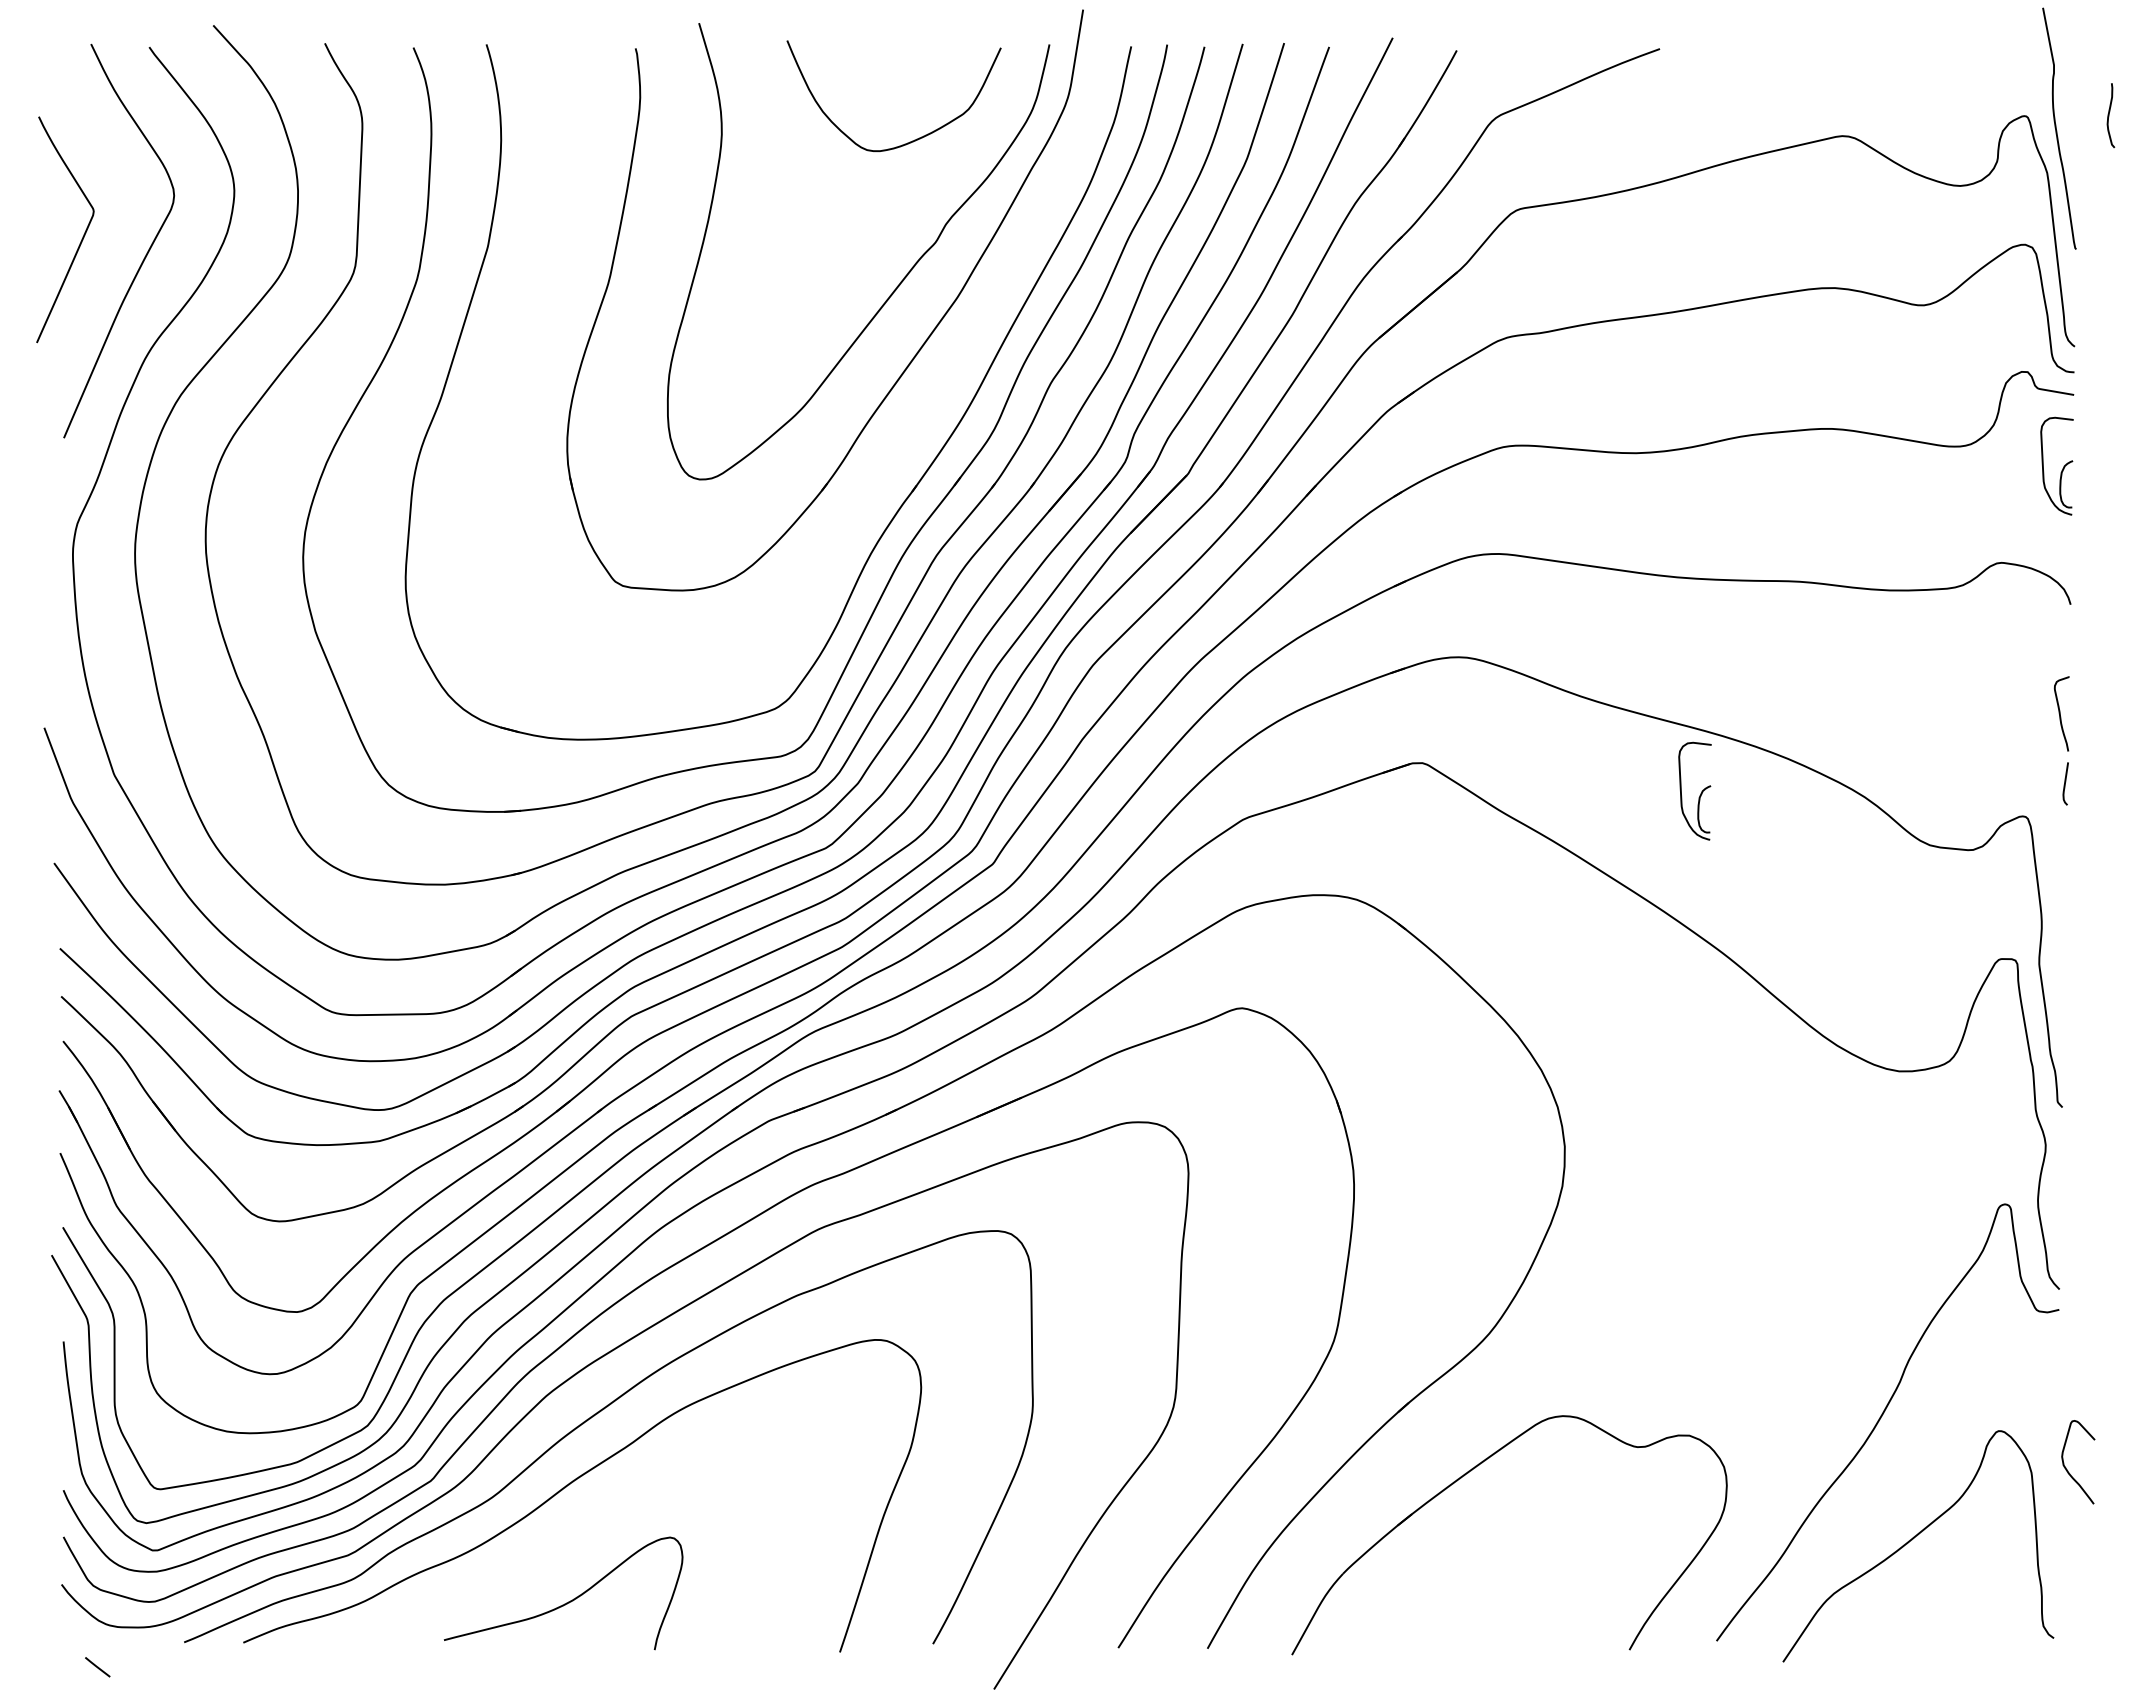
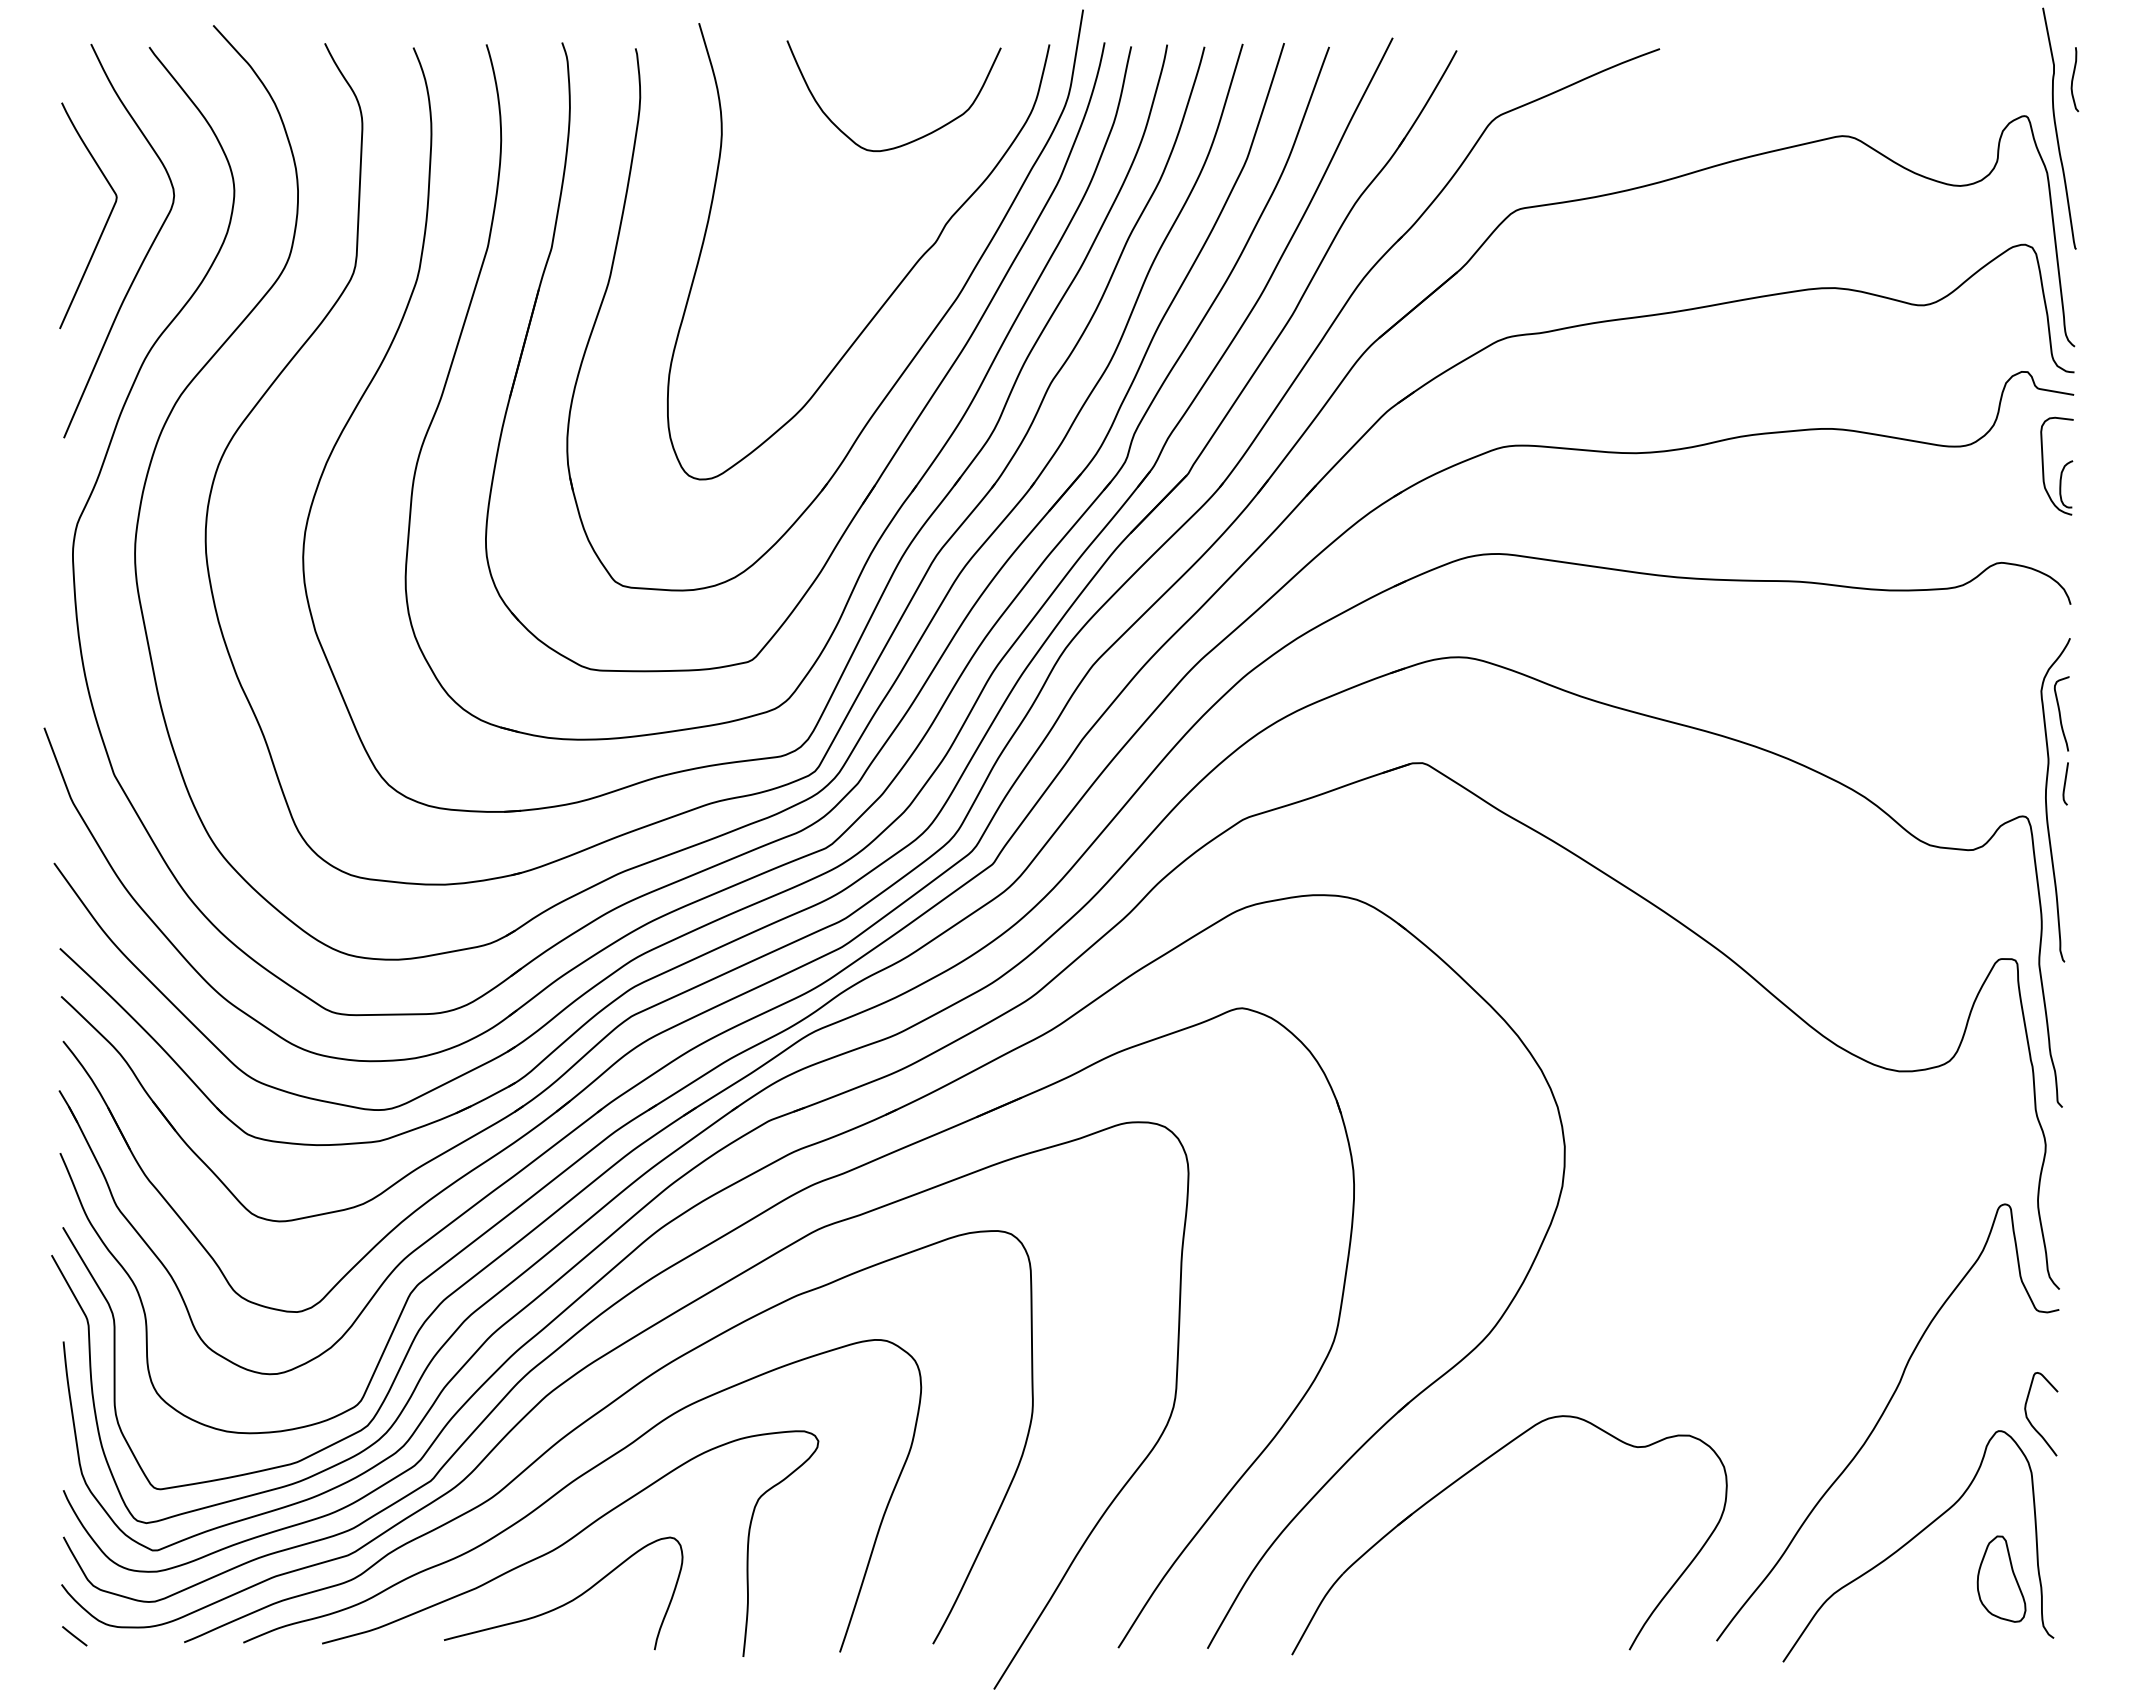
curve position: (2109, 115) -> (2073, 79) (2073, 79)
curve position: (82, 236) -> (105, 222) (105, 222)
part: none -> present (908, 430)
part: present -> none (1700, 793)
curve: none -> present (2046, 800)
curve position: (2068, 1470) -> (2031, 1422) (2031, 1422)
curve: none -> present (569, 1541)
part: none -> present (2001, 1578)
line position: (97, 1667) -> (74, 1636) (74, 1636)
